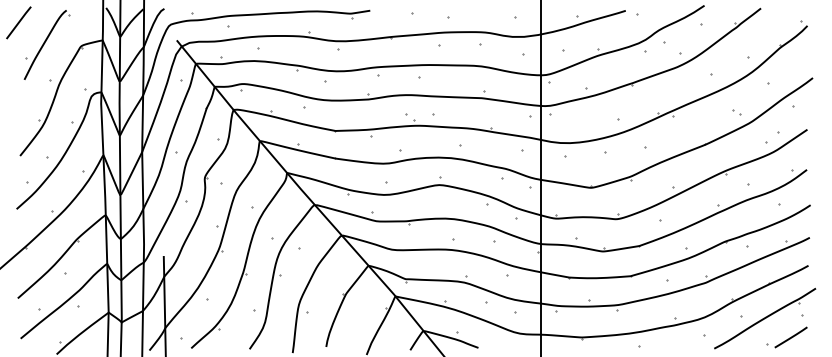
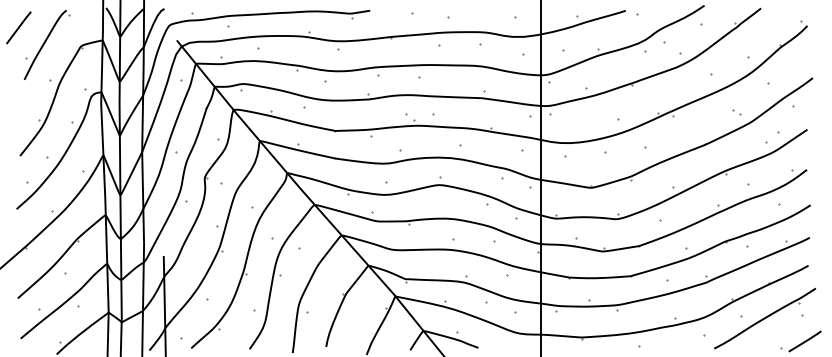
line position: (18, 22) -> (18, 27) (18, 27)
part position: (786, 337) -> (800, 341) (800, 341)
